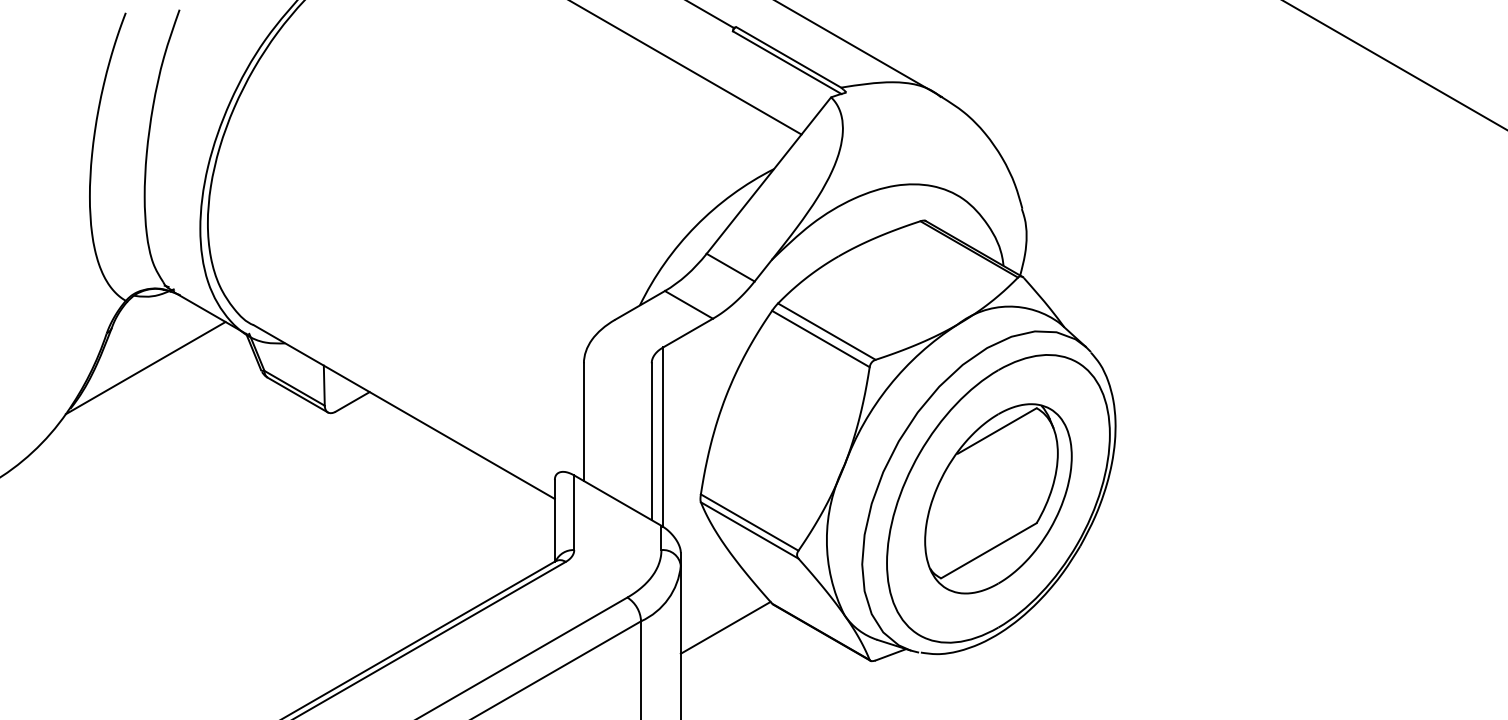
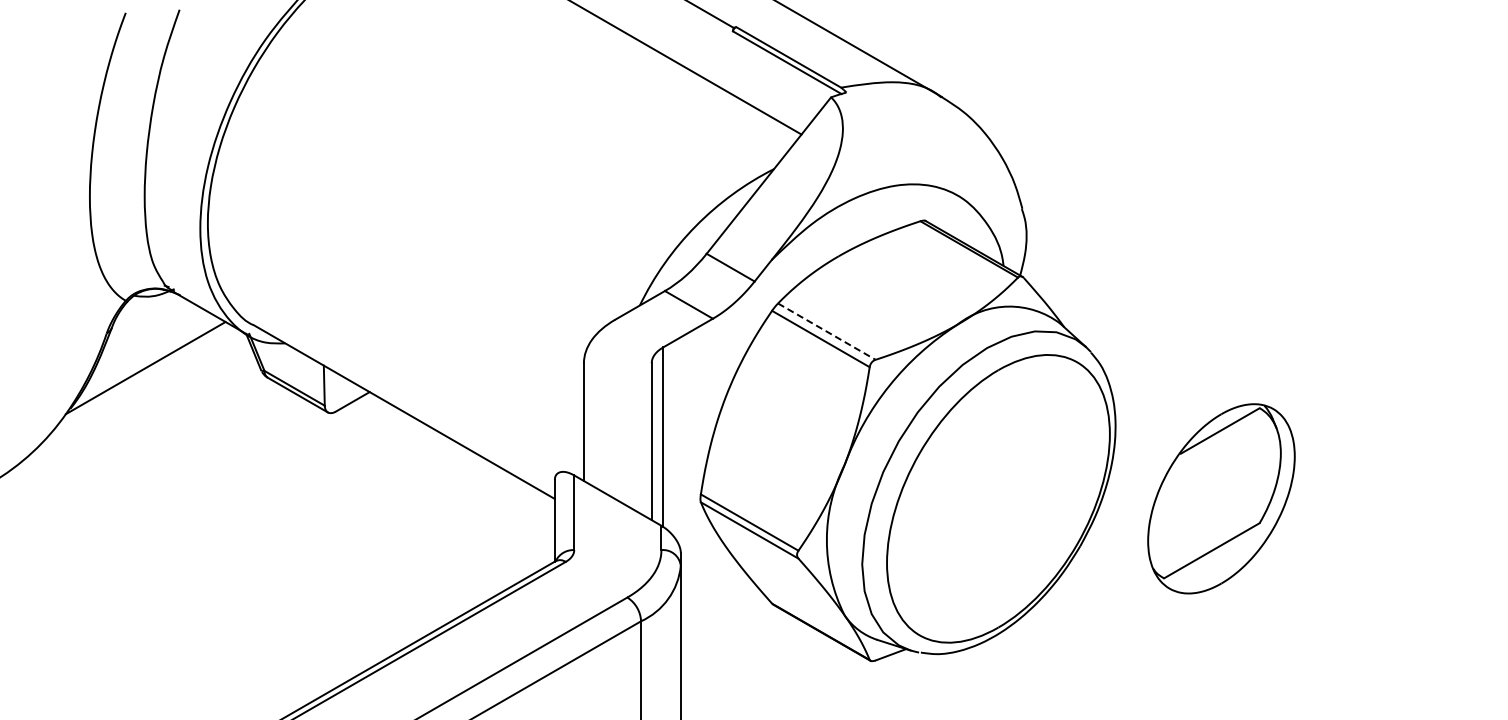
line: present -> none (1394, 65)
line: solid -> dashed (827, 331)
part position: (998, 498) -> (1221, 498) (1221, 498)
line: present -> none (725, 627)
